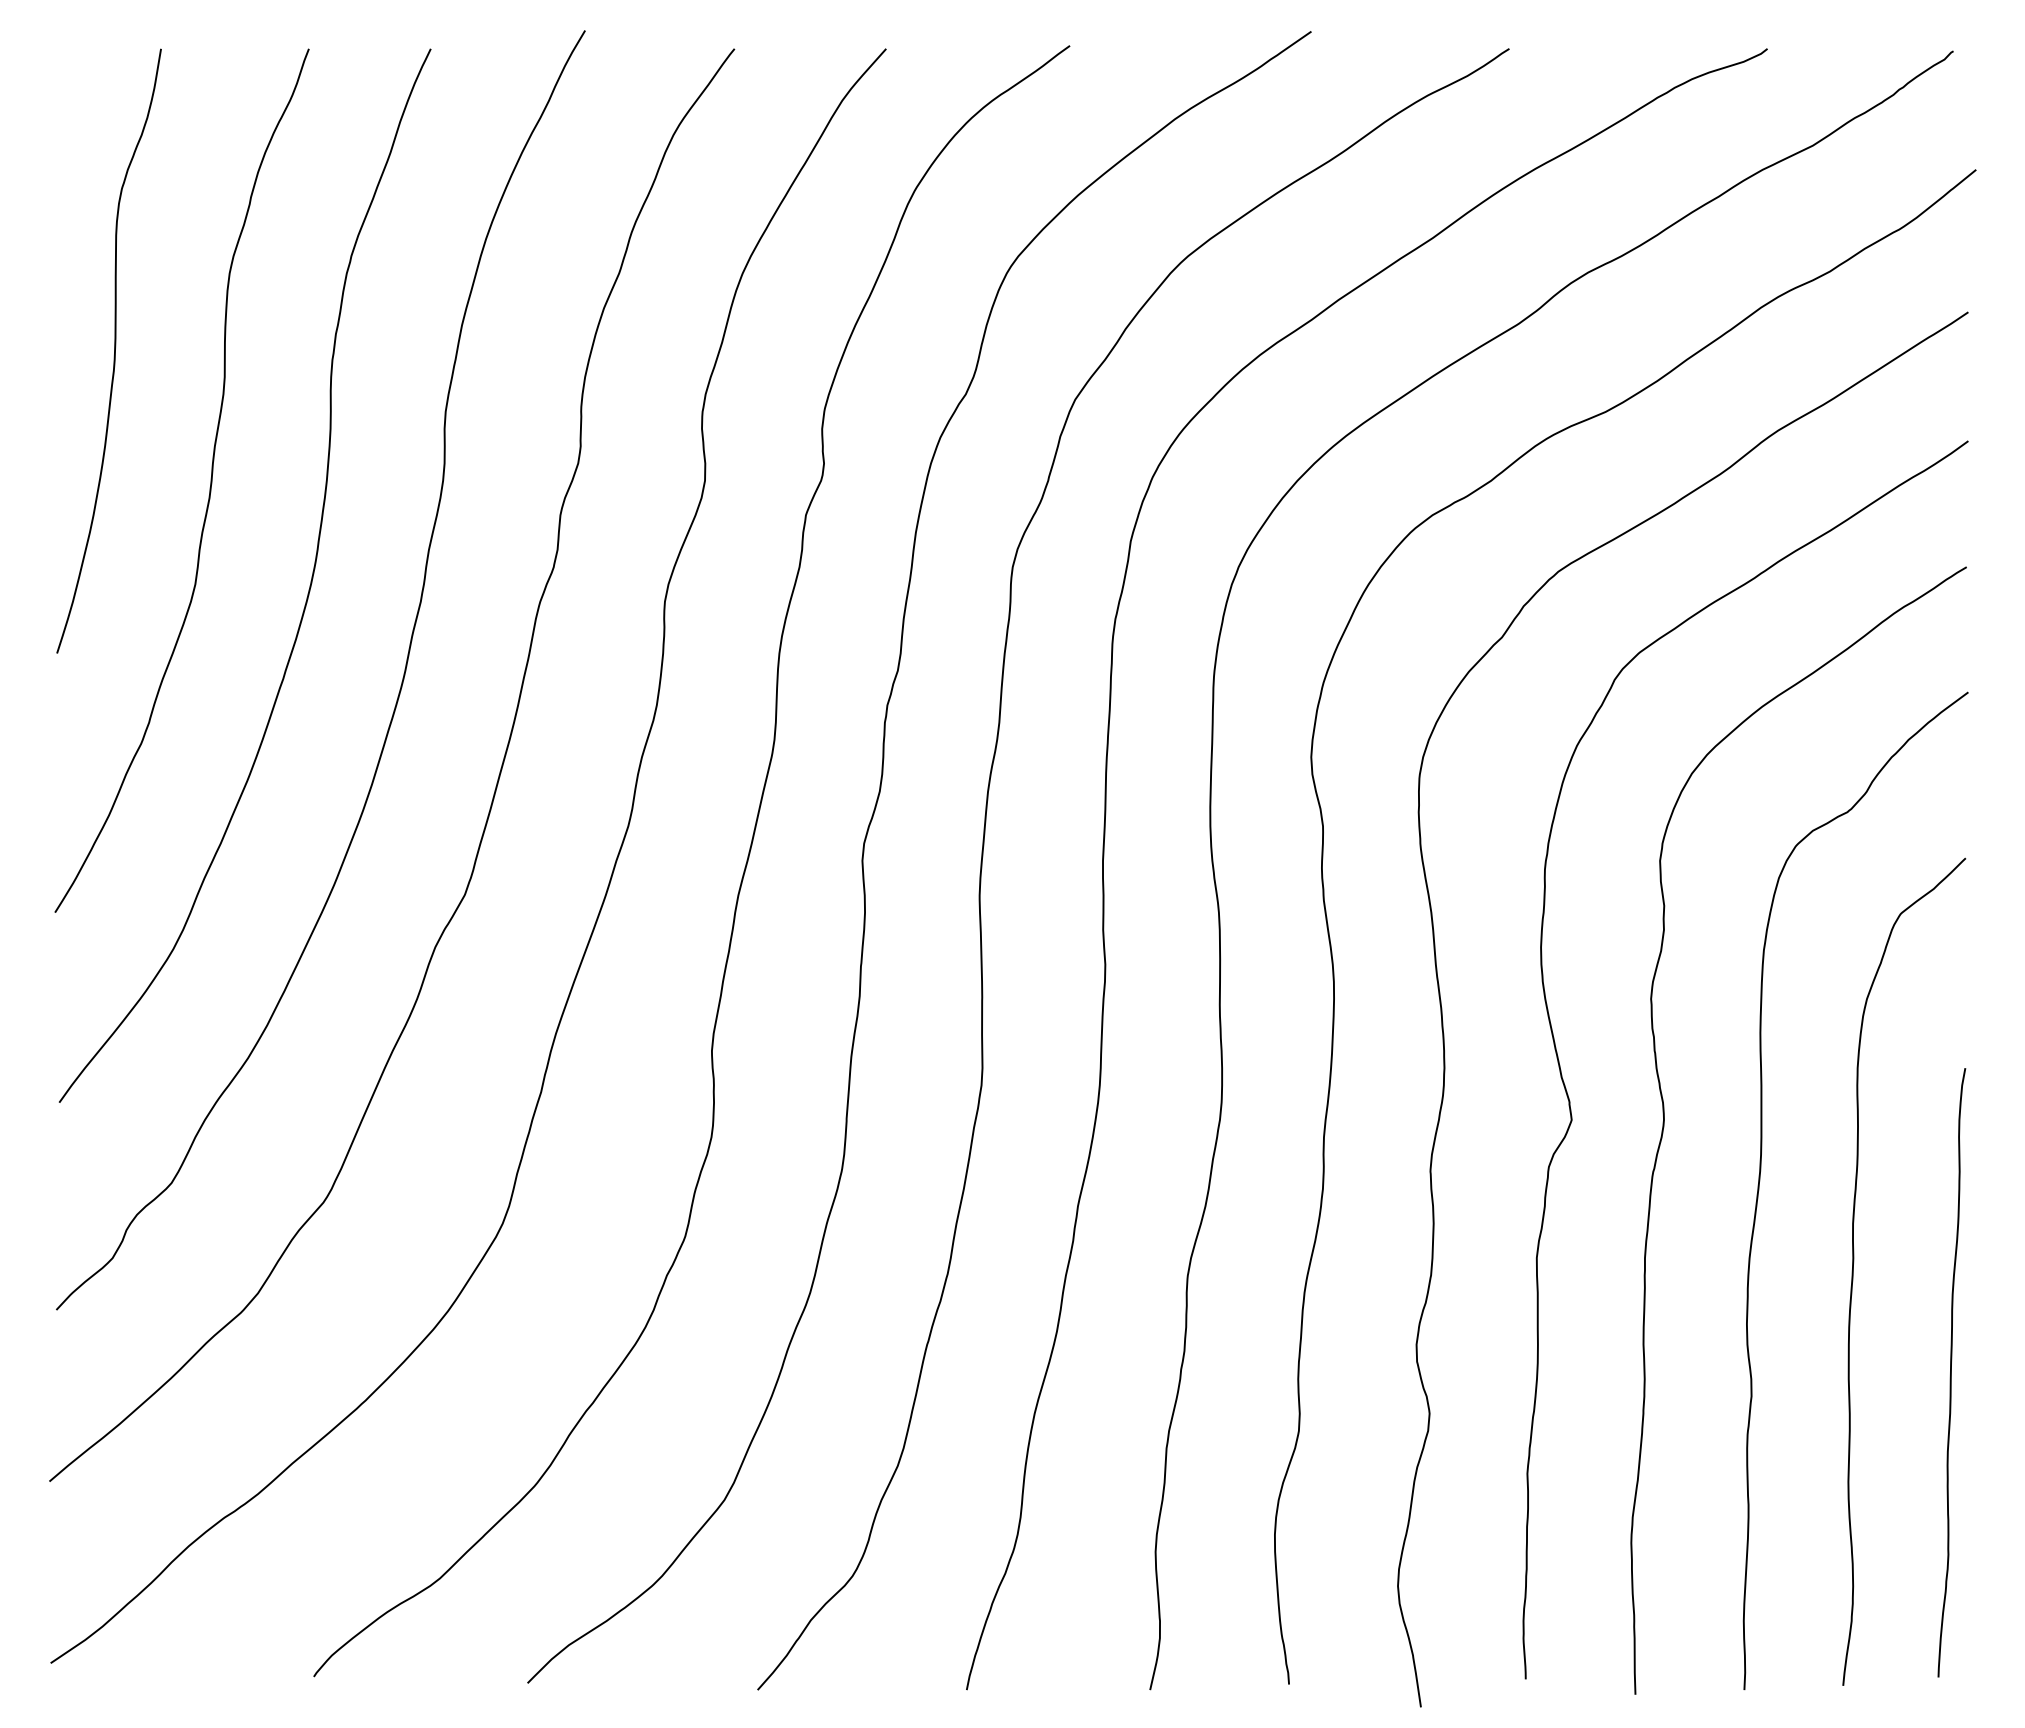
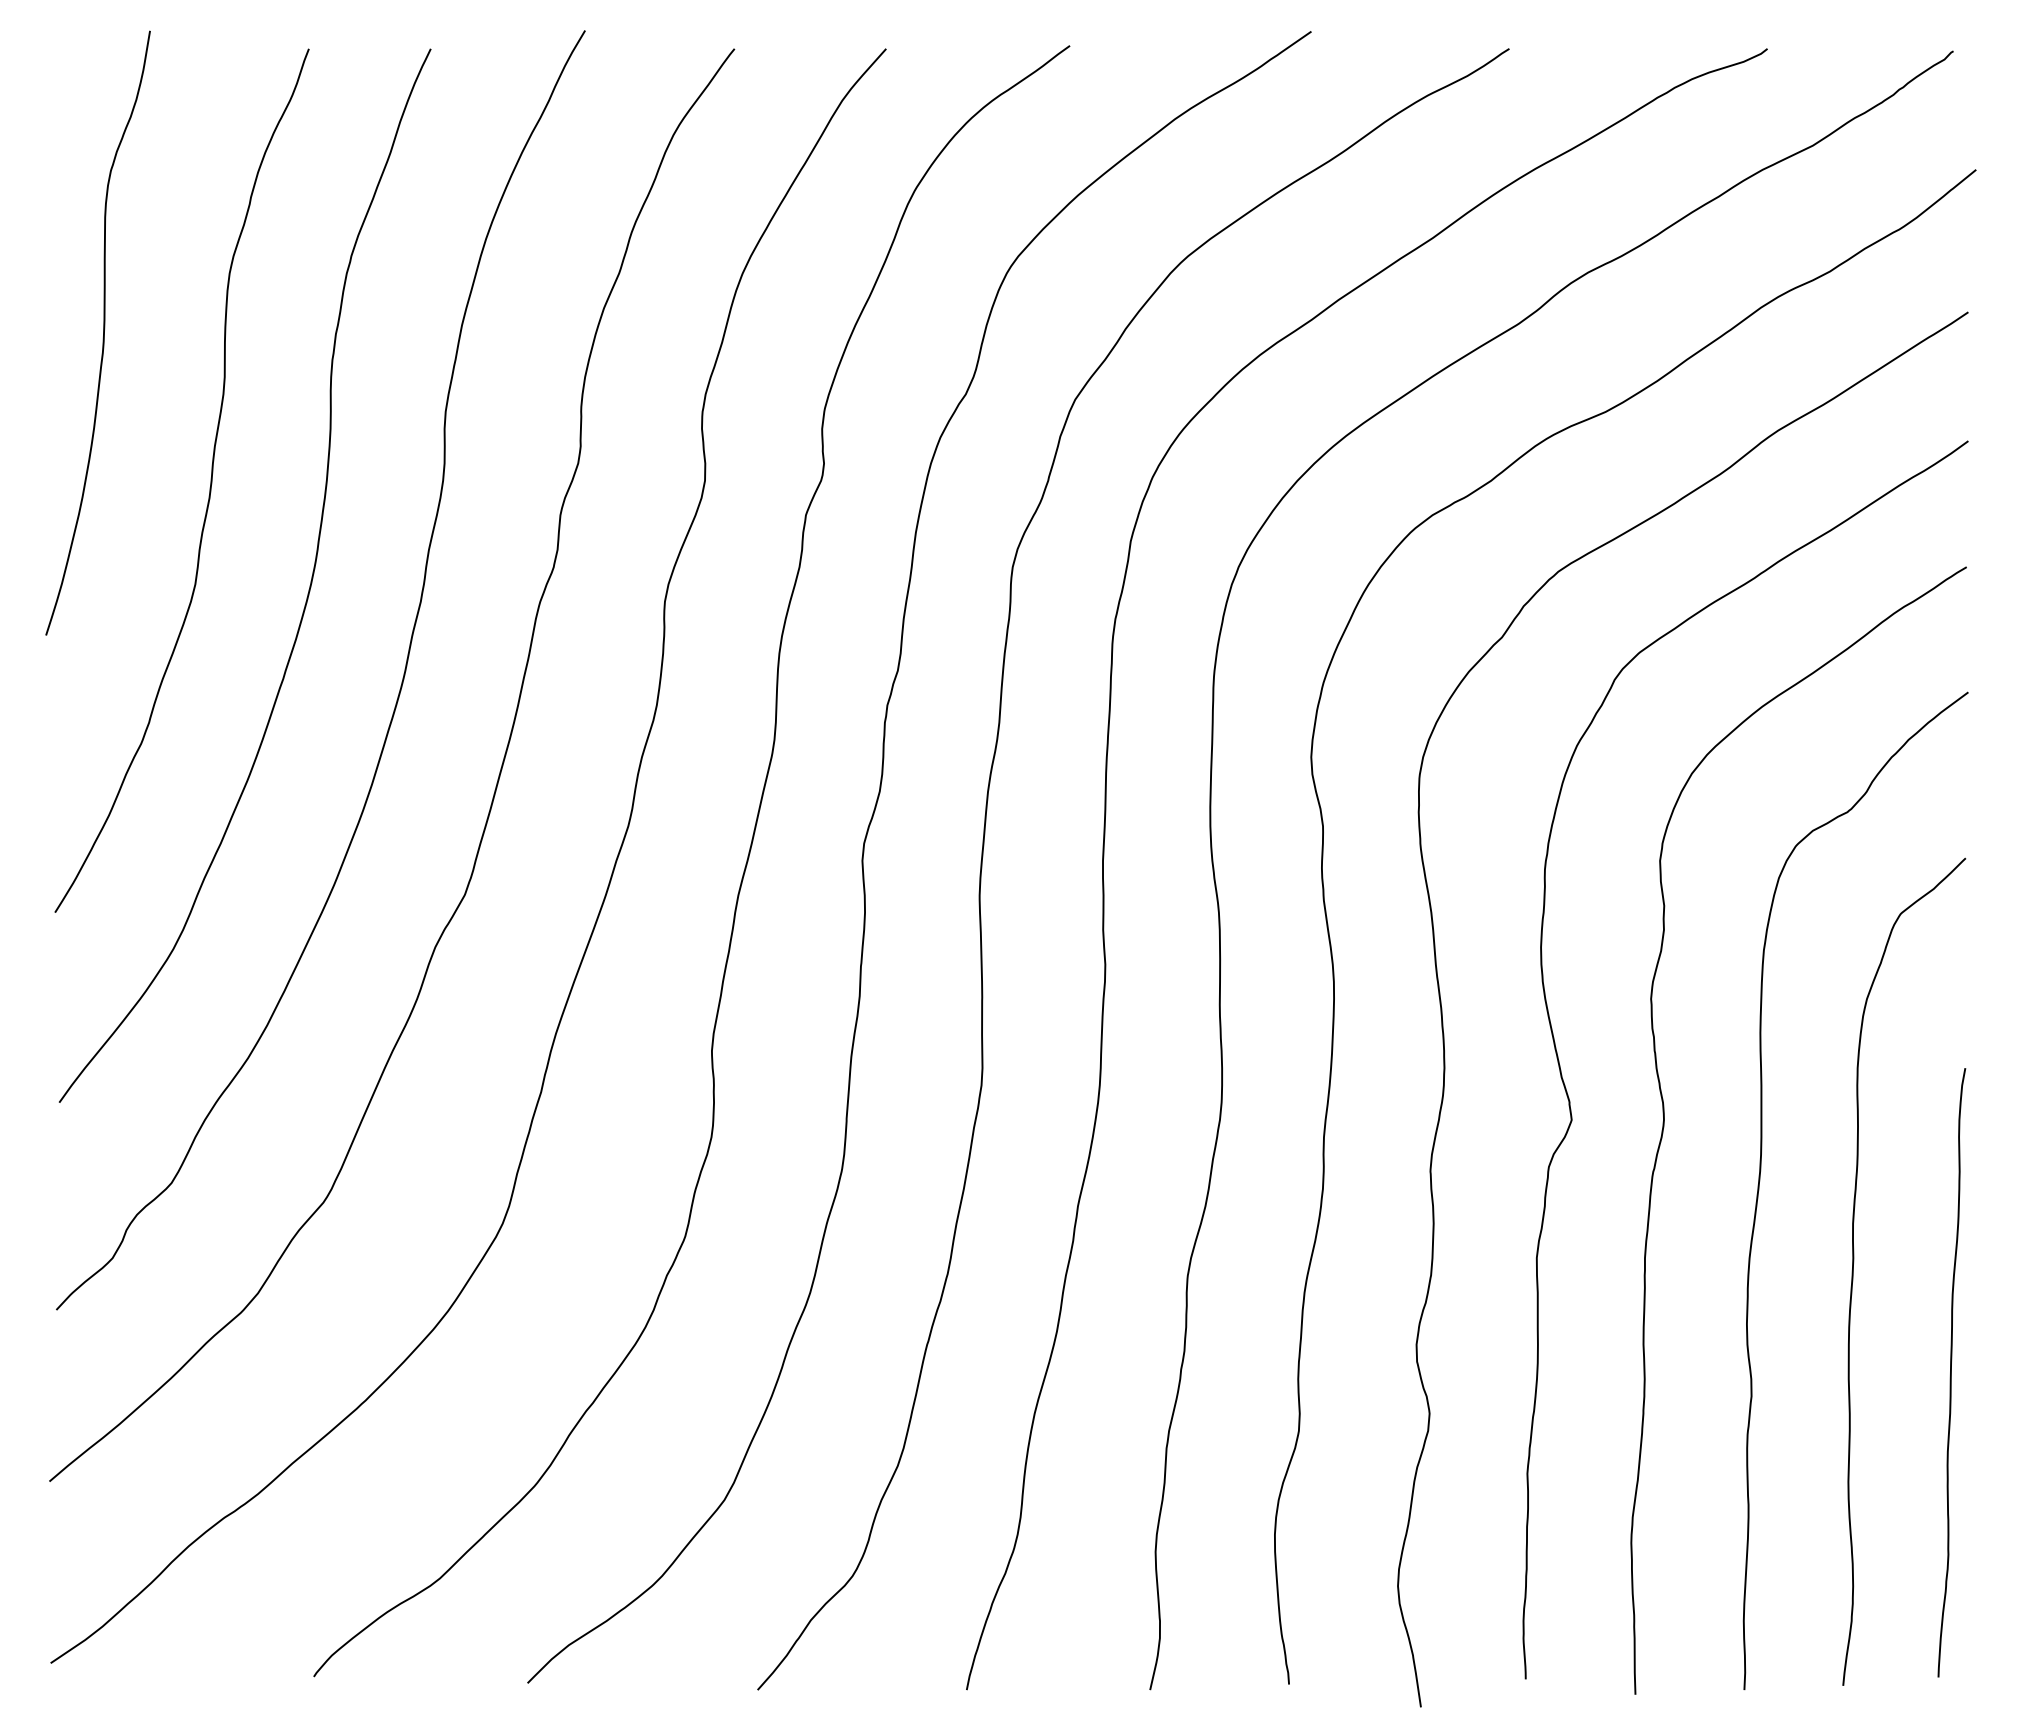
curve position: (114, 350) -> (103, 332) (103, 332)
